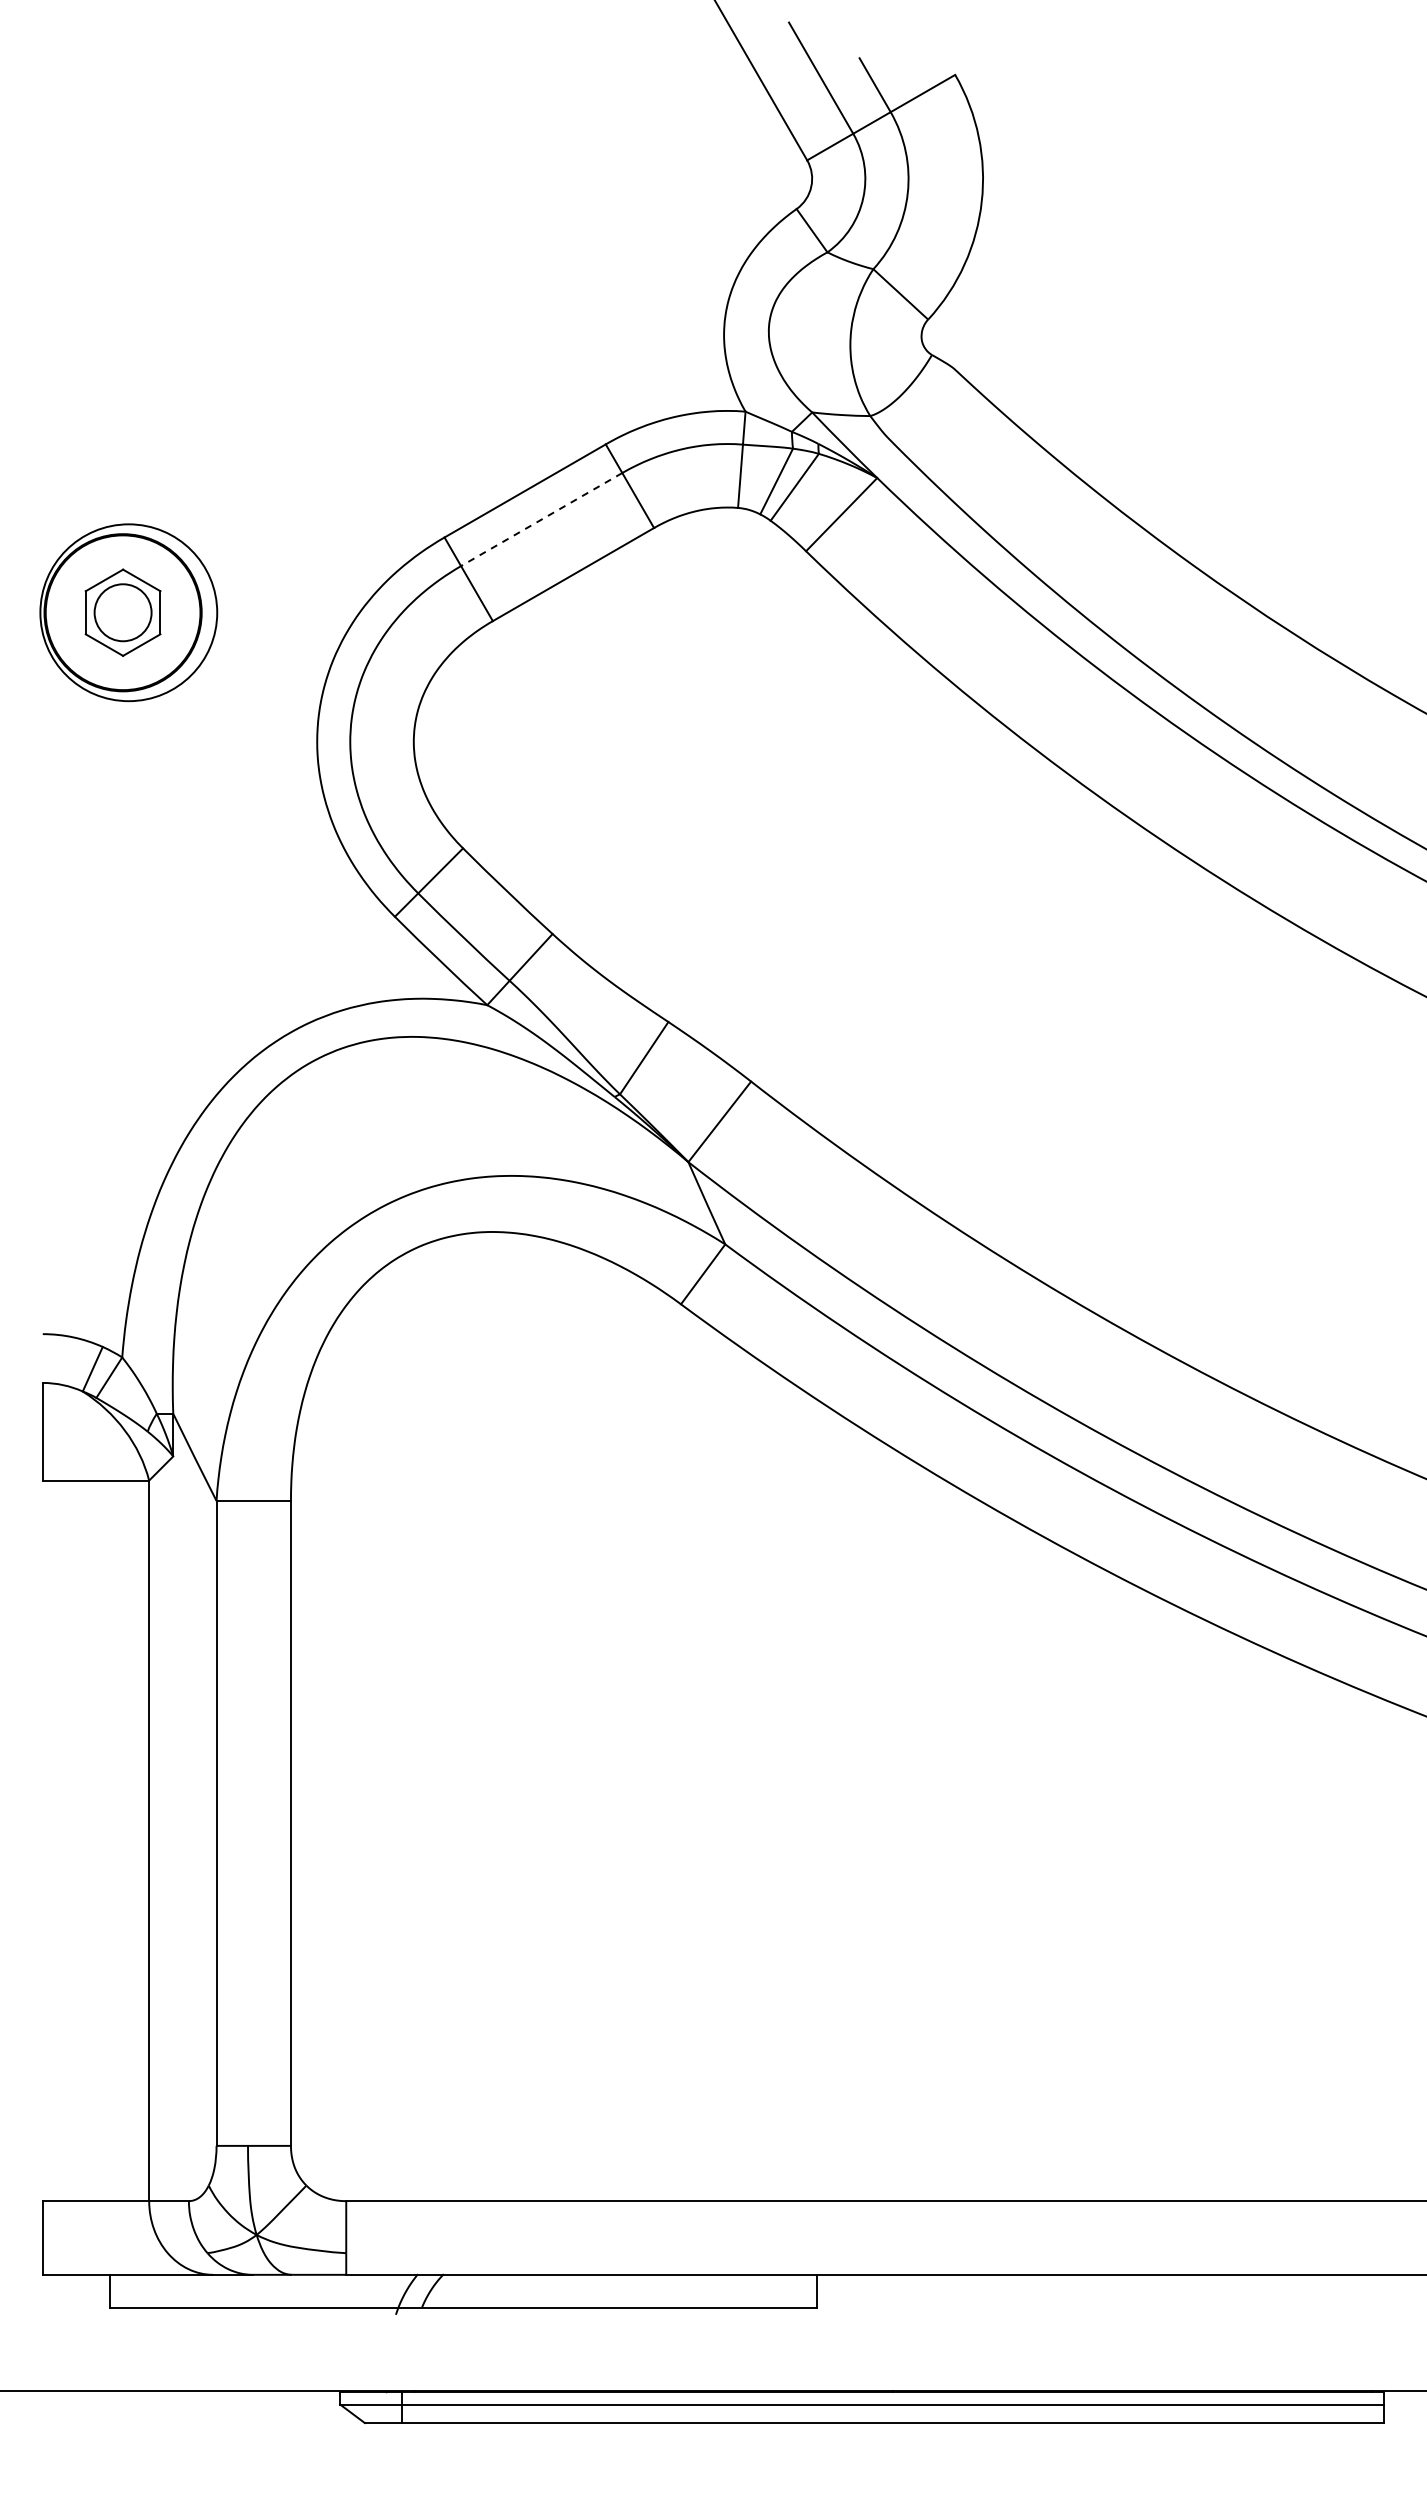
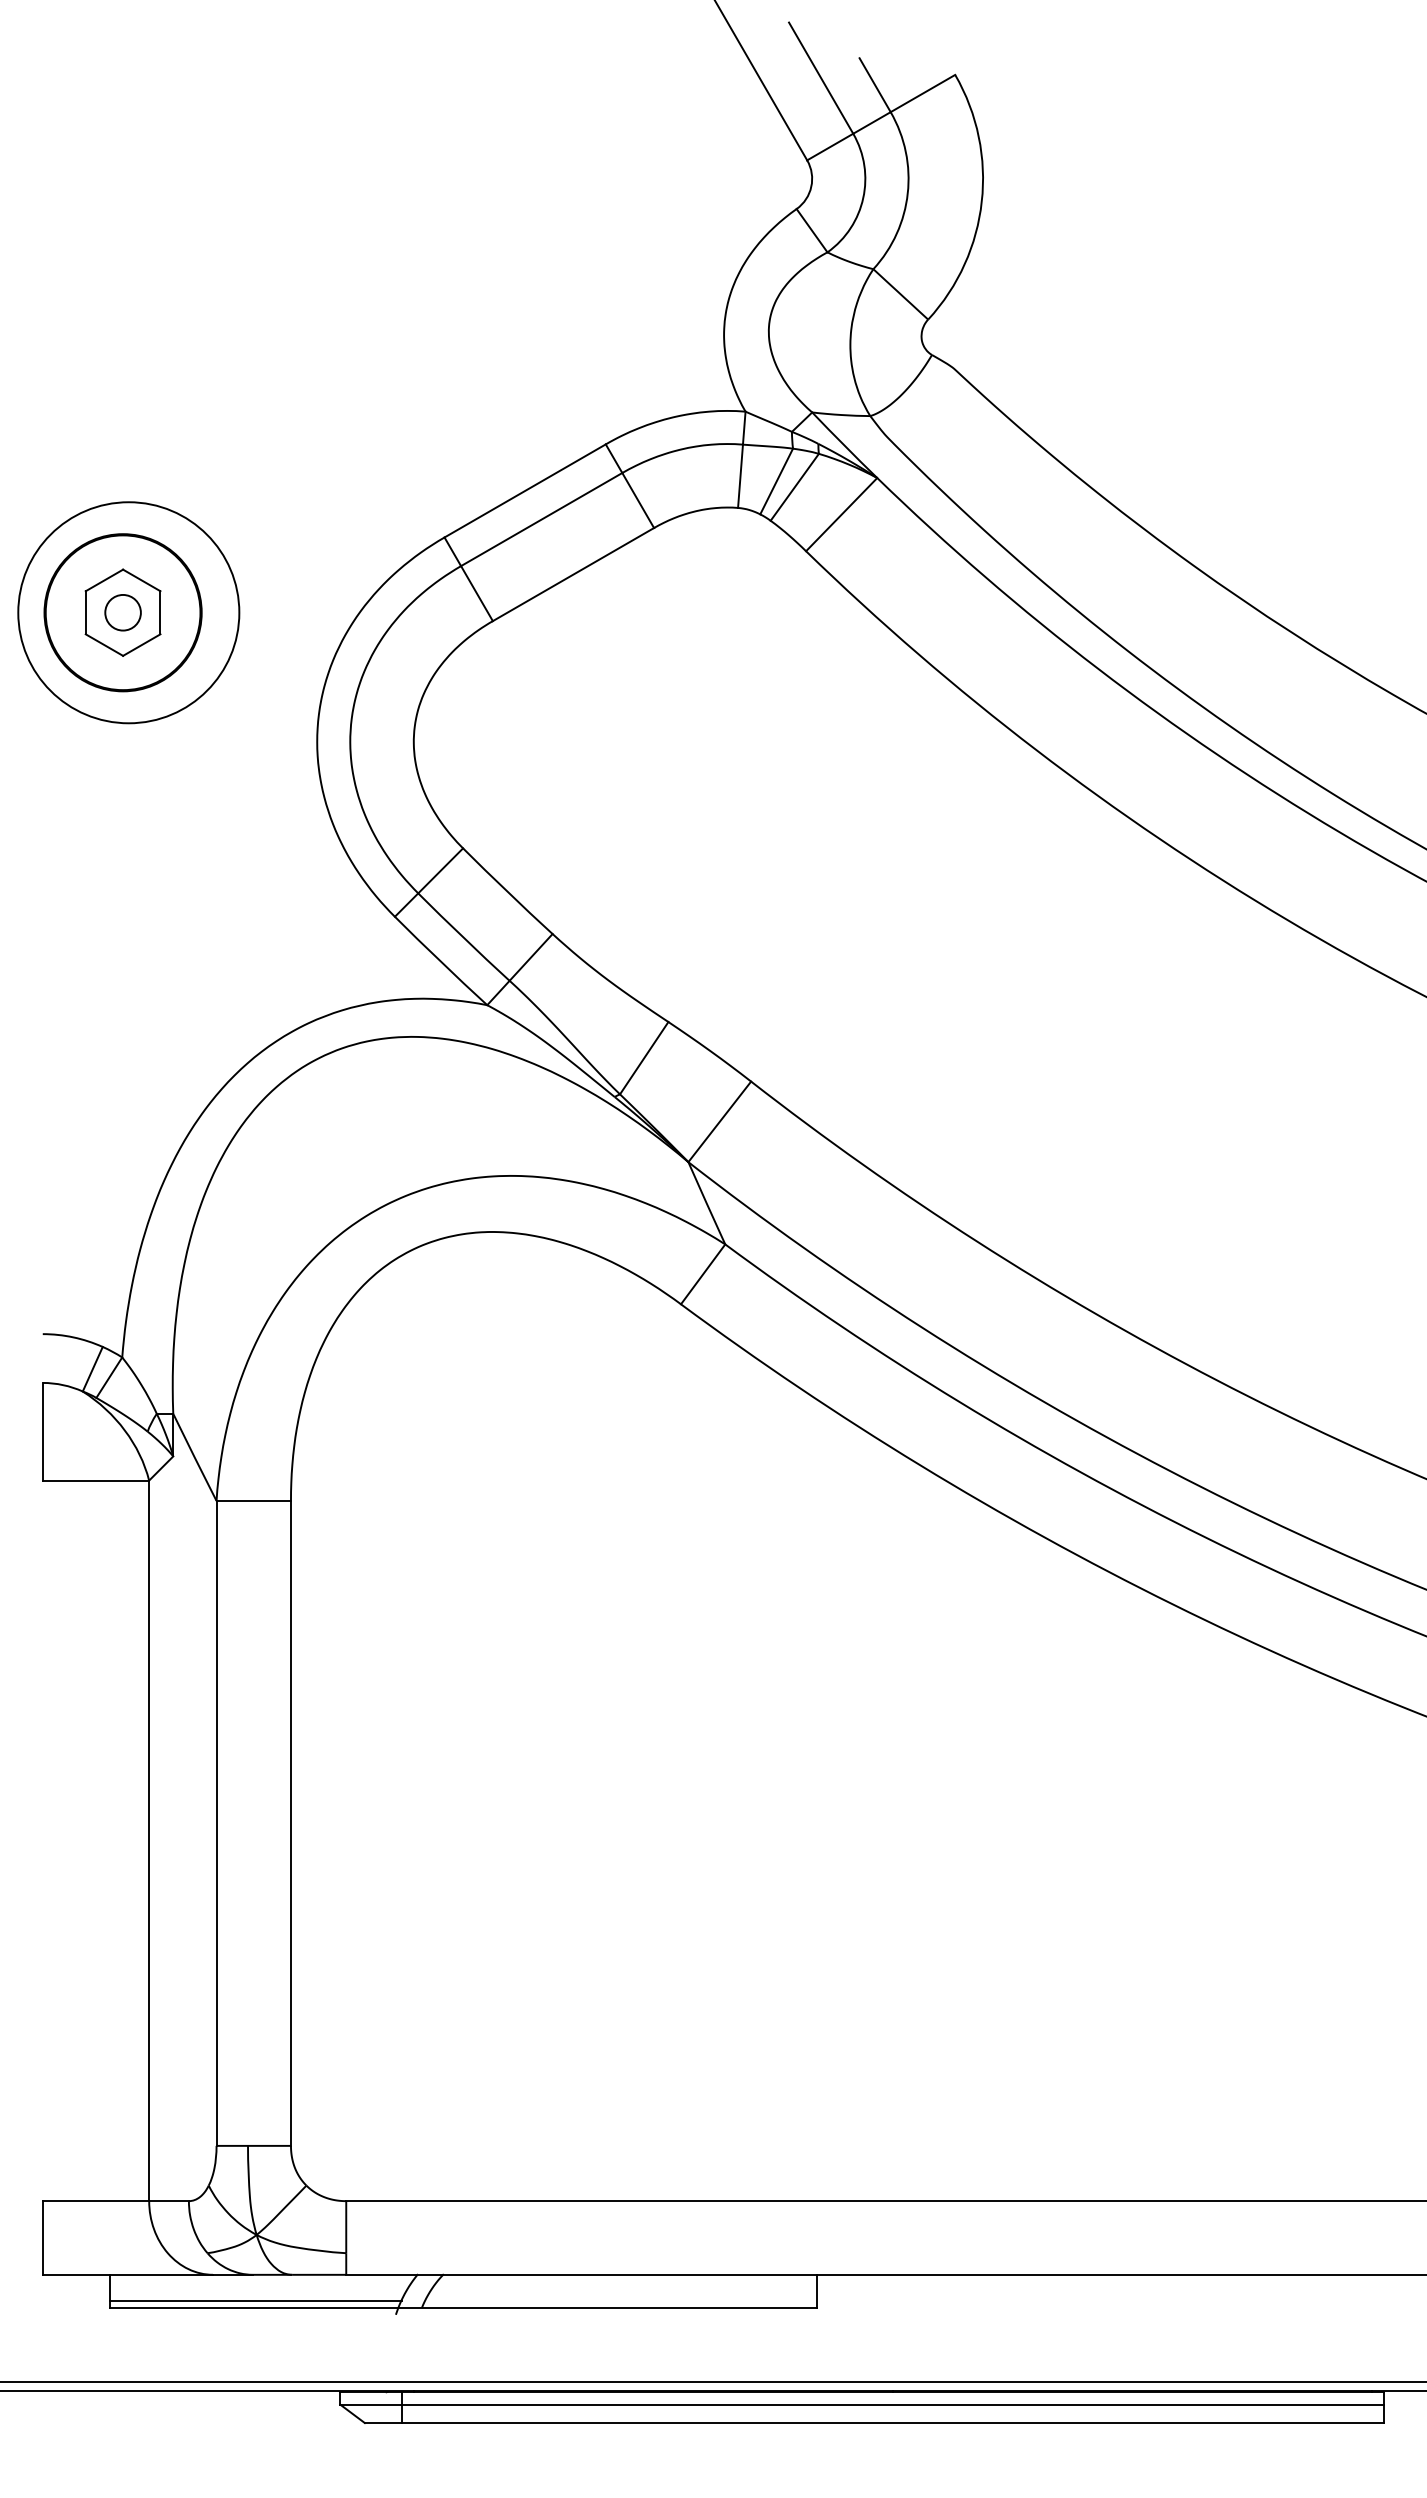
line: dashed -> solid (541, 519)
circle diameter: 57 px -> 36 px (122, 612)
circle diameter: 177 px -> 221 px (128, 612)
line: none -> present (255, 2300)
line: none -> present (712, 2381)
